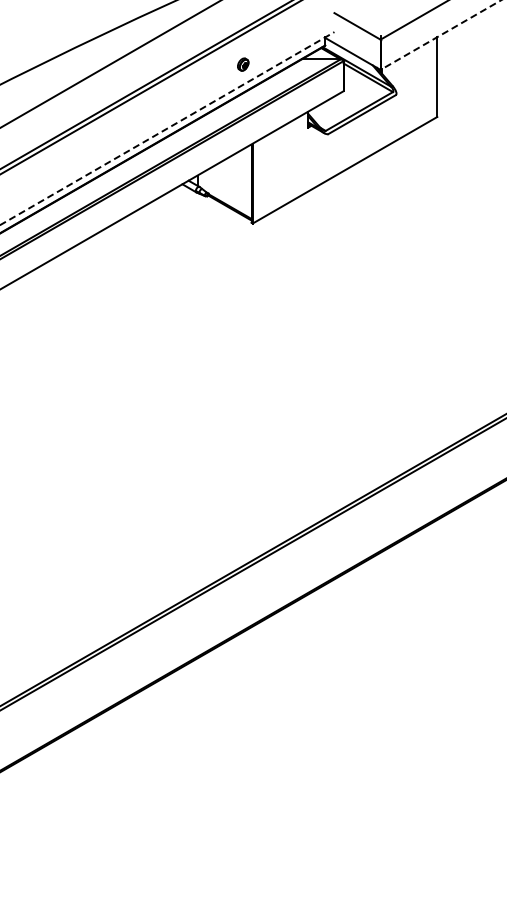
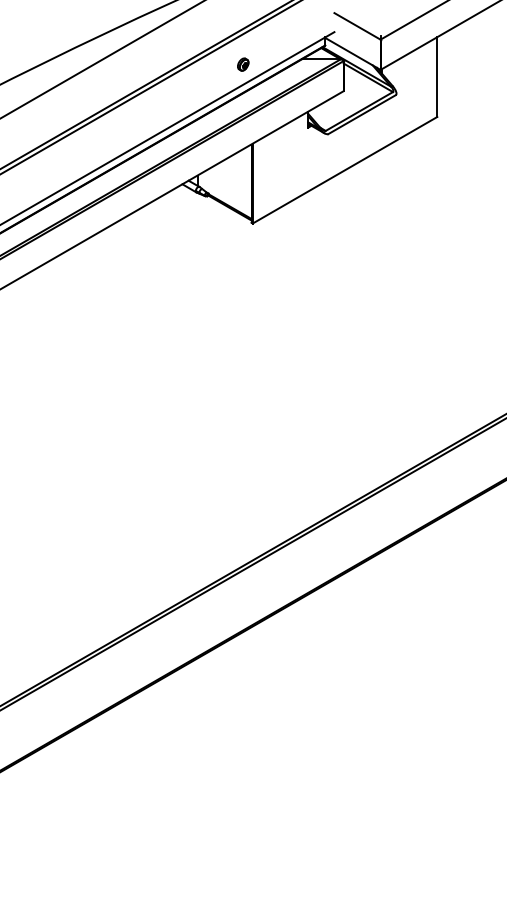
line: dashed -> solid (440, 35)
line position: (109, 64) -> (101, 59) (101, 59)
line: dashed -> solid (167, 128)
